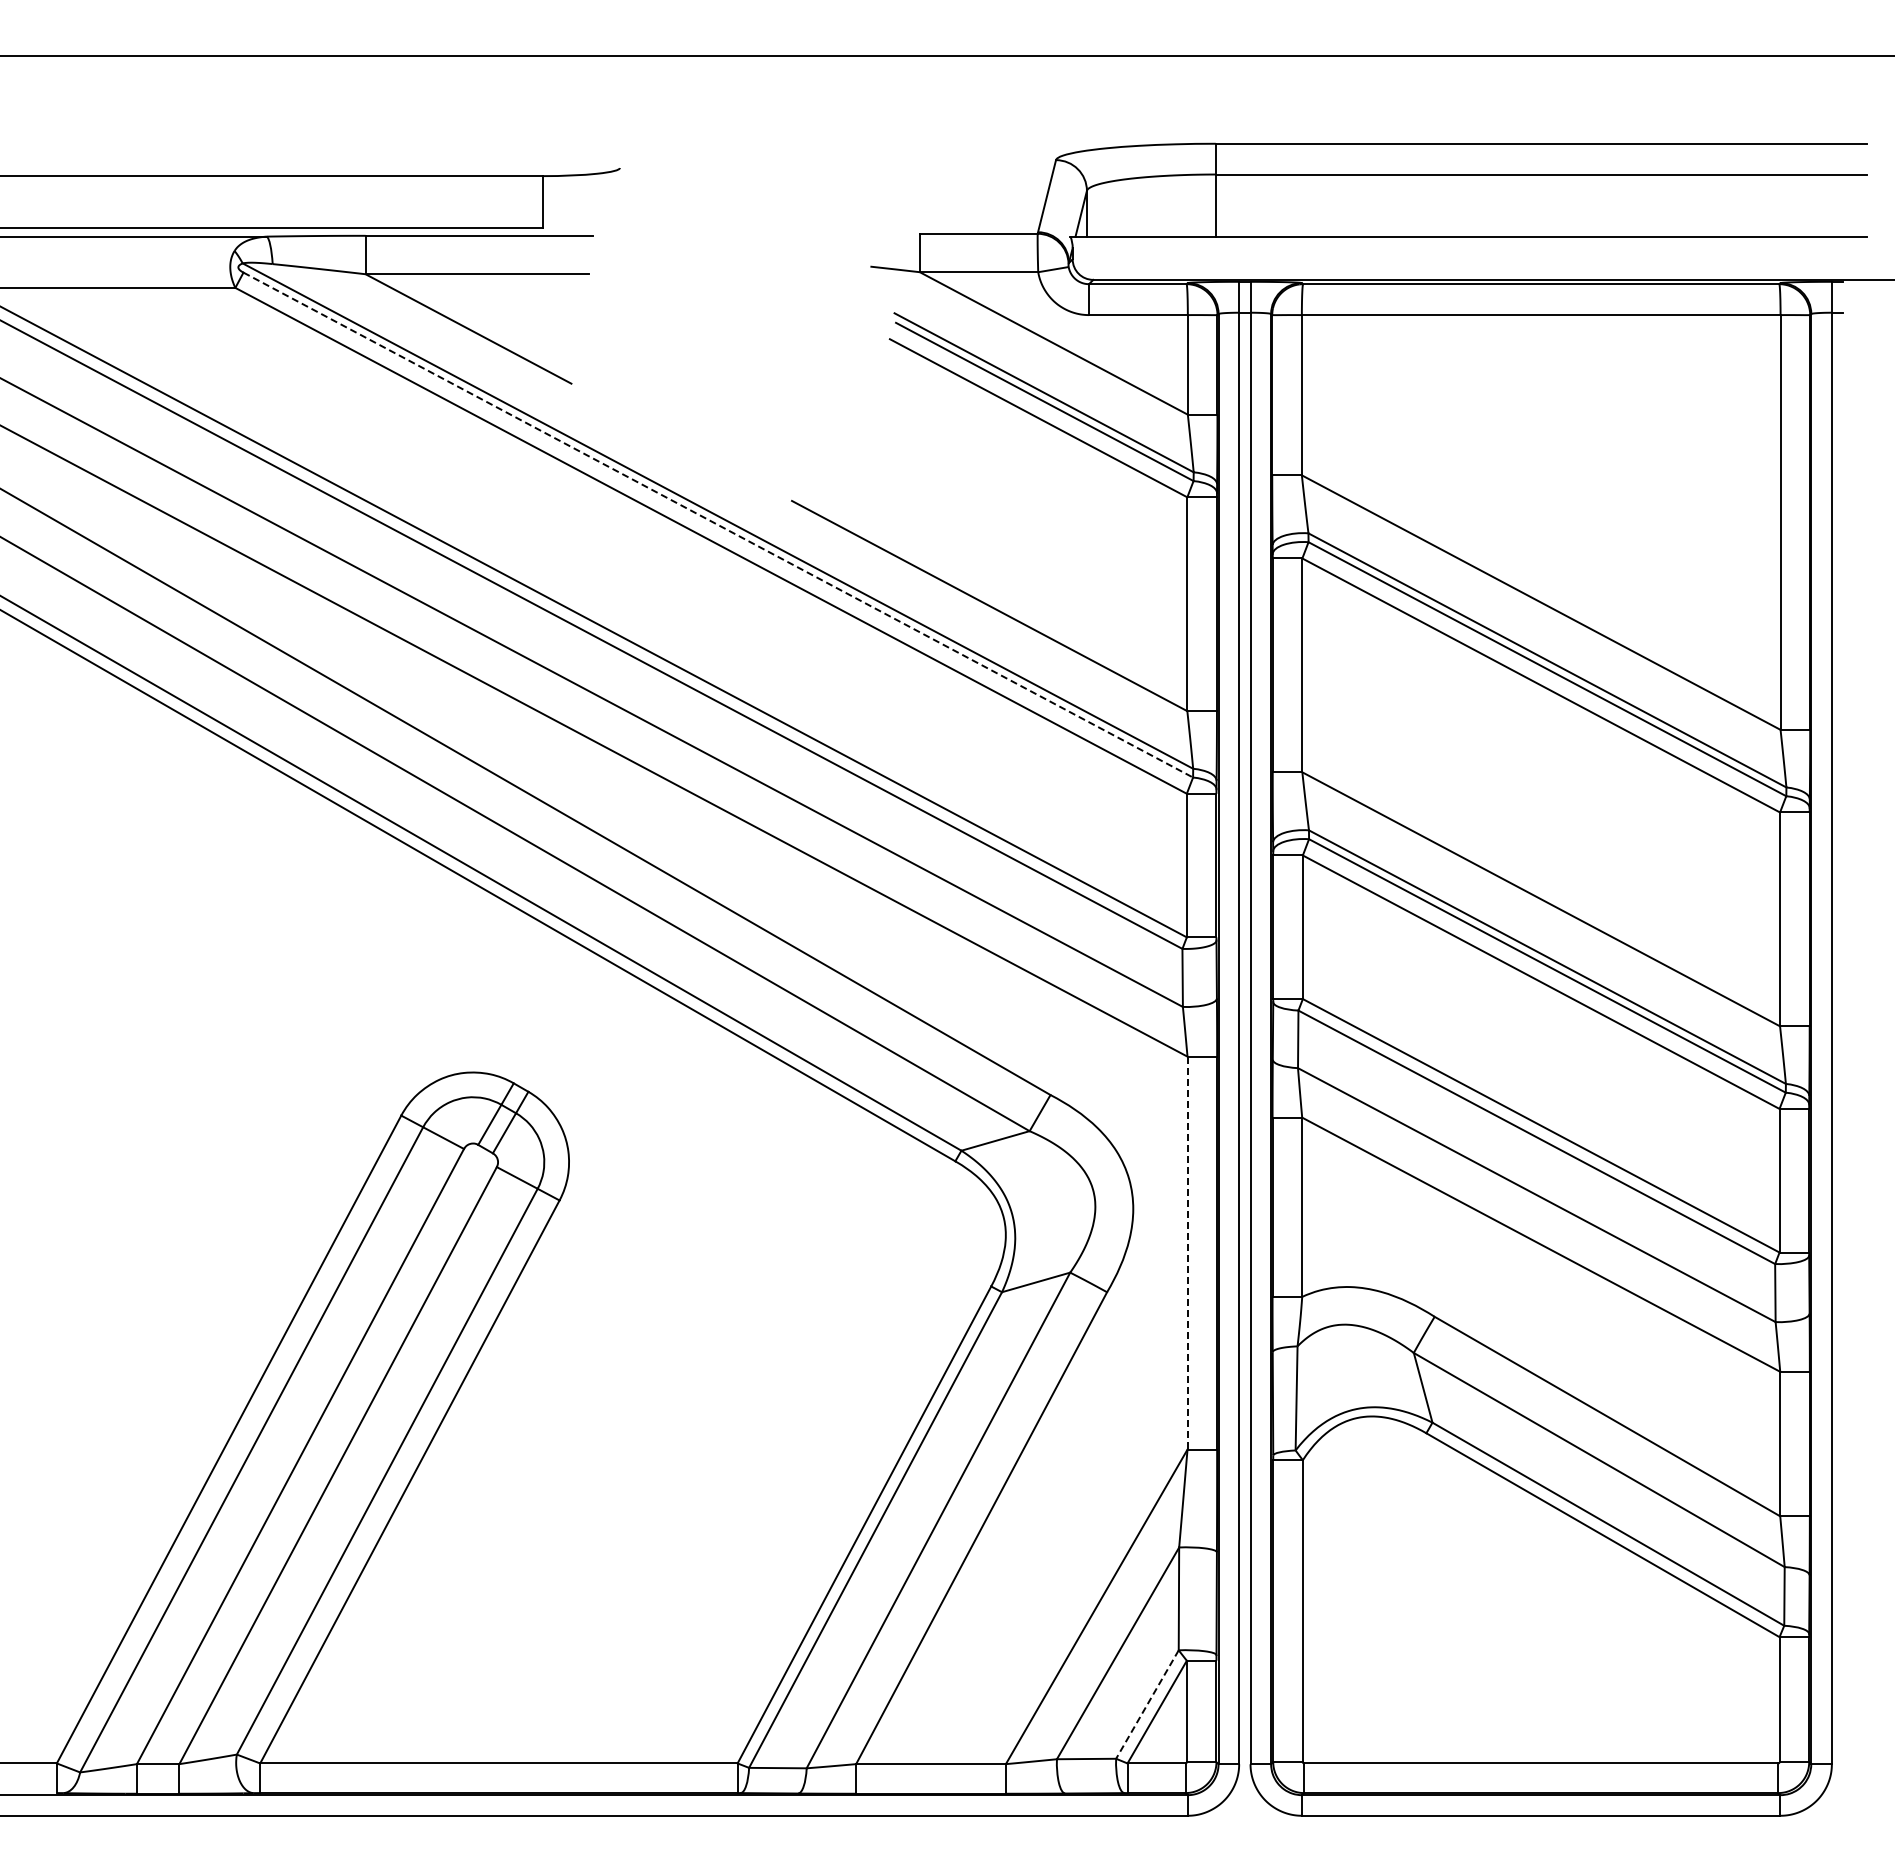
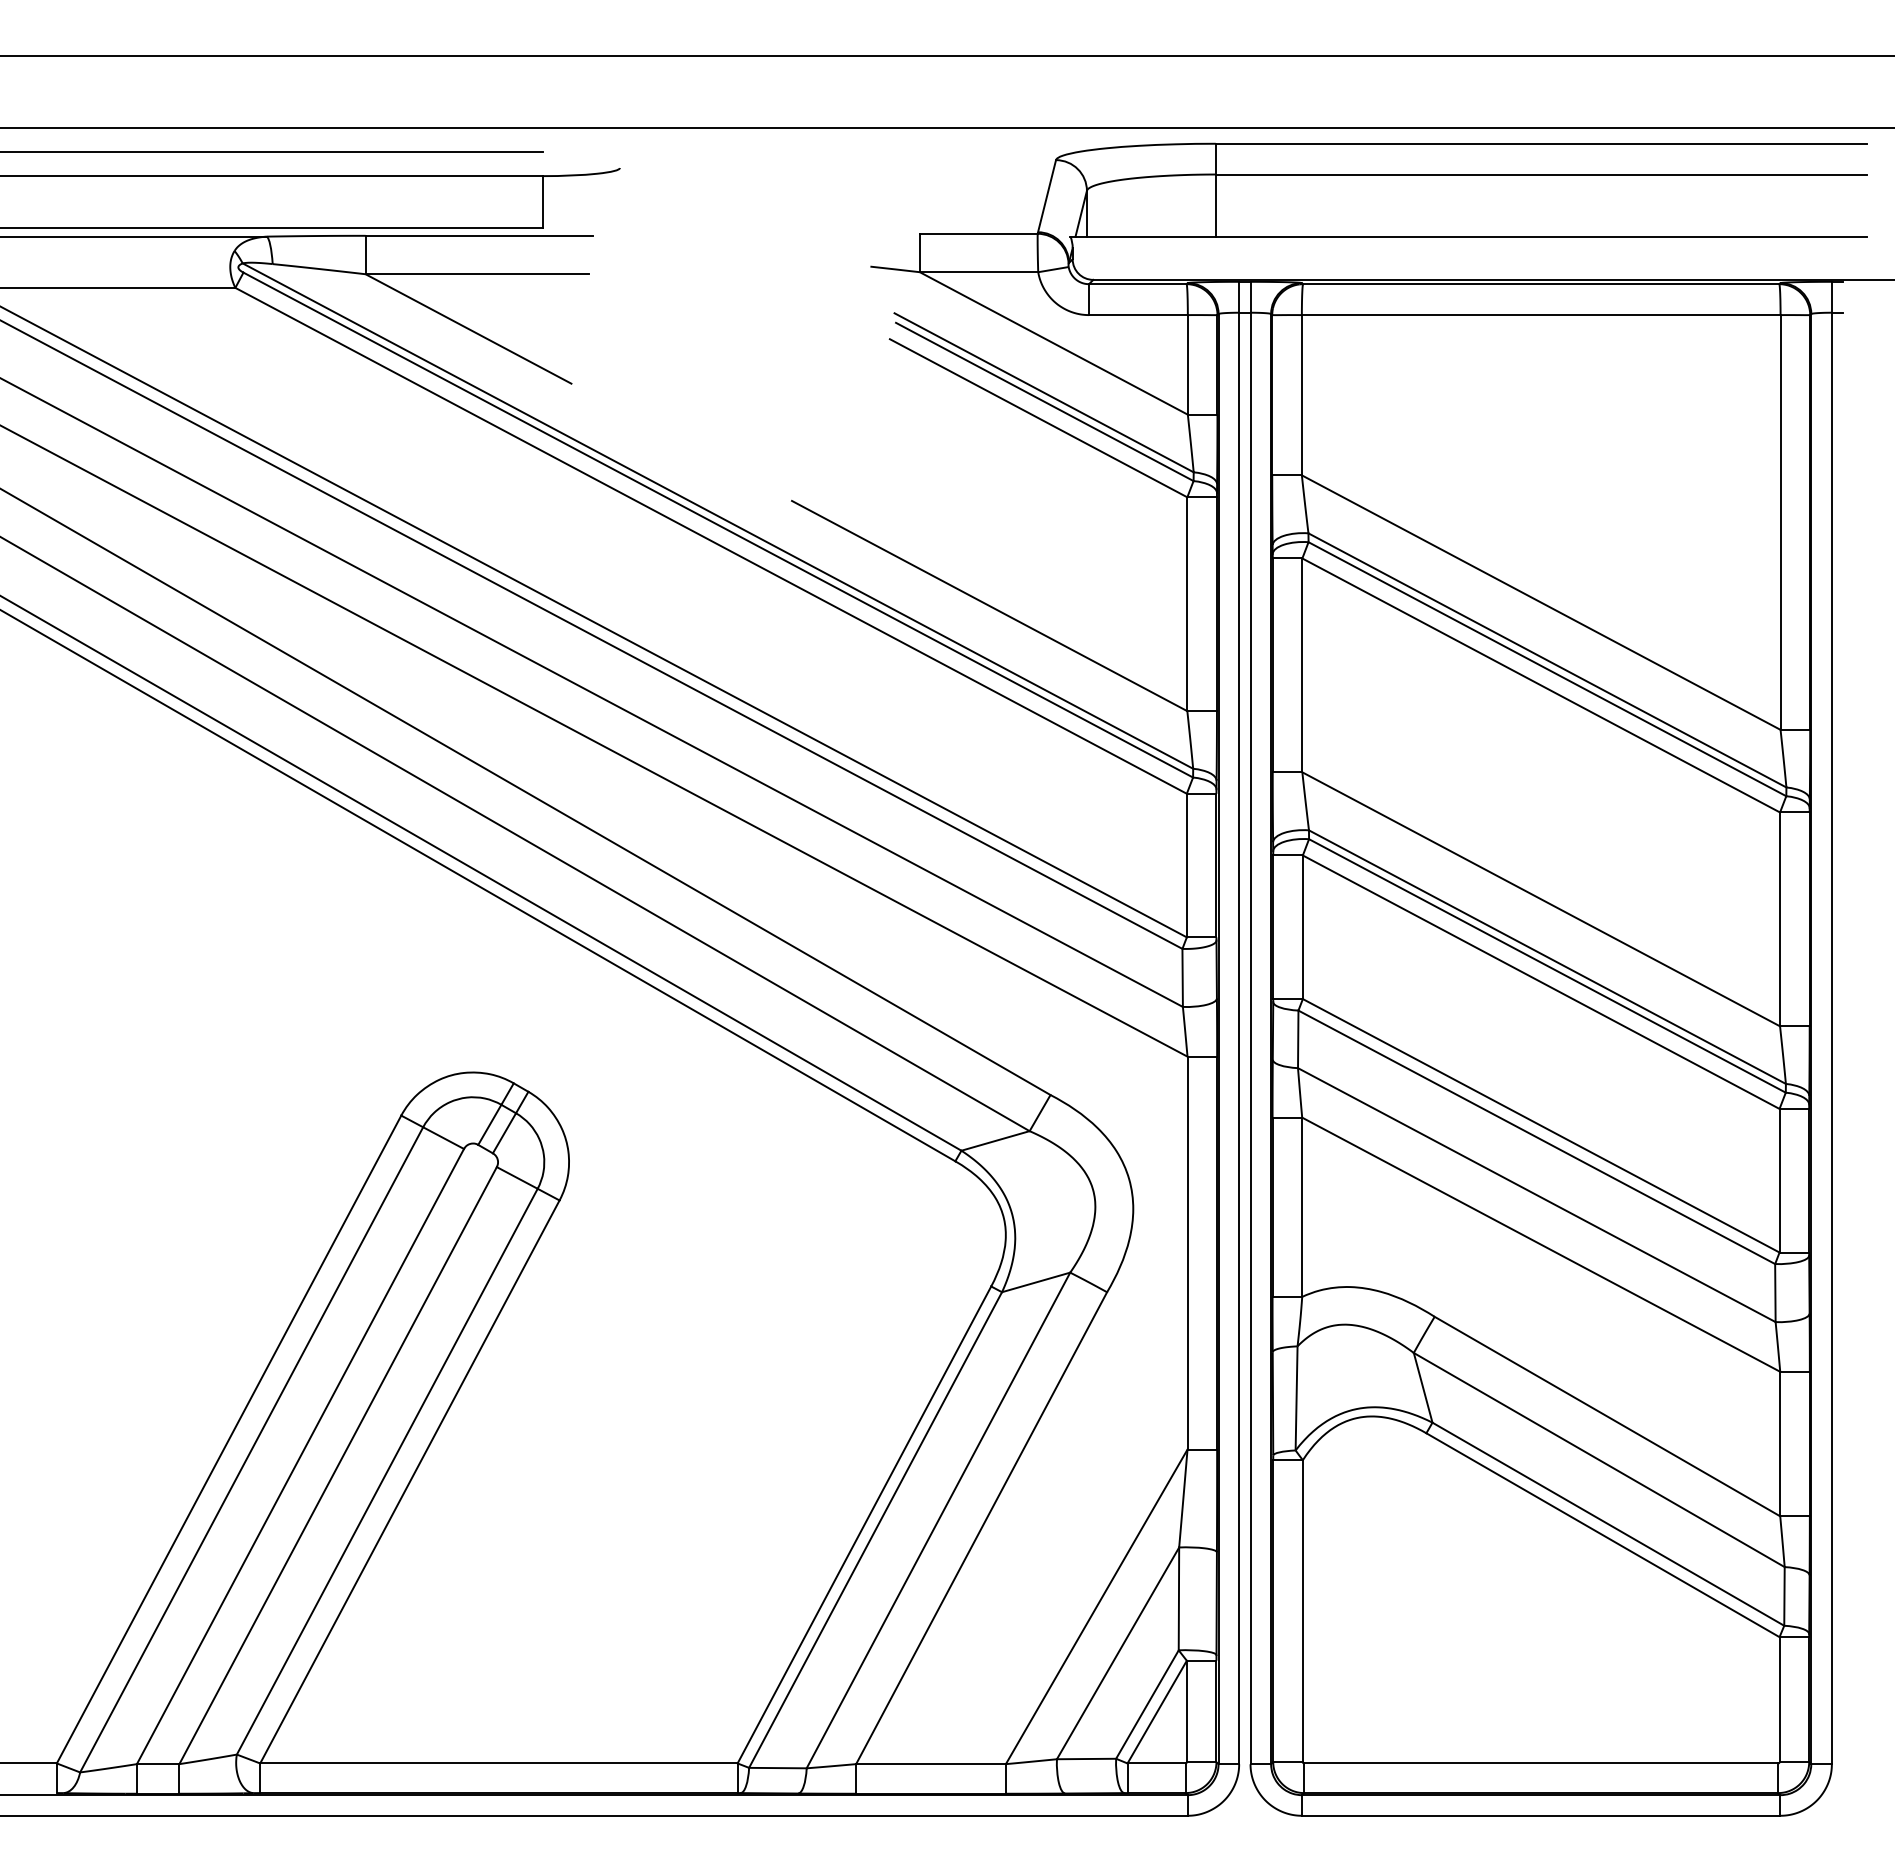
line: none -> present (946, 127)
line: none -> present (272, 152)
line: dashed -> solid (718, 525)
line: dashed -> solid (1187, 1253)
line: dashed -> solid (1147, 1704)
